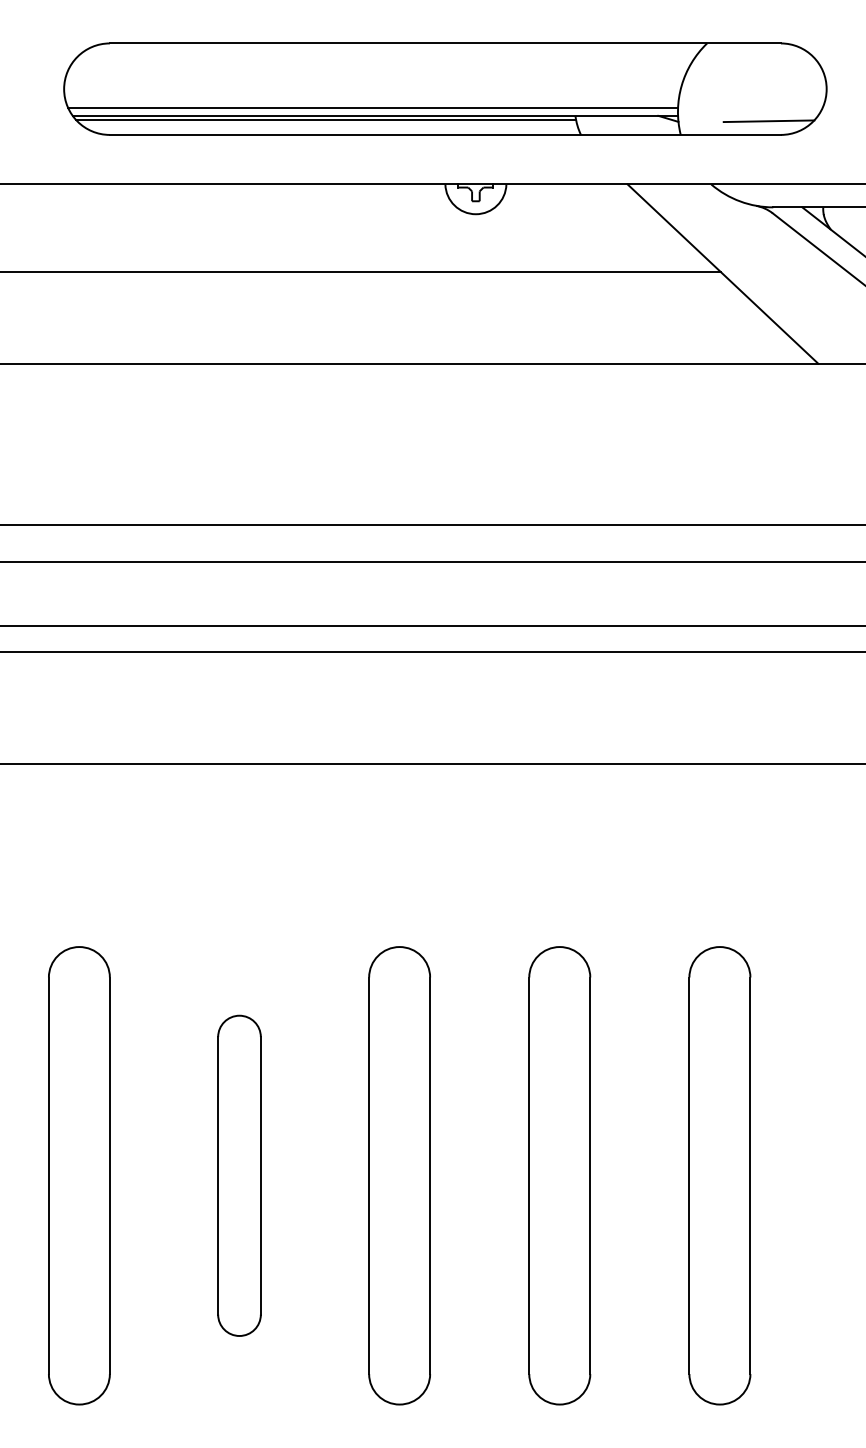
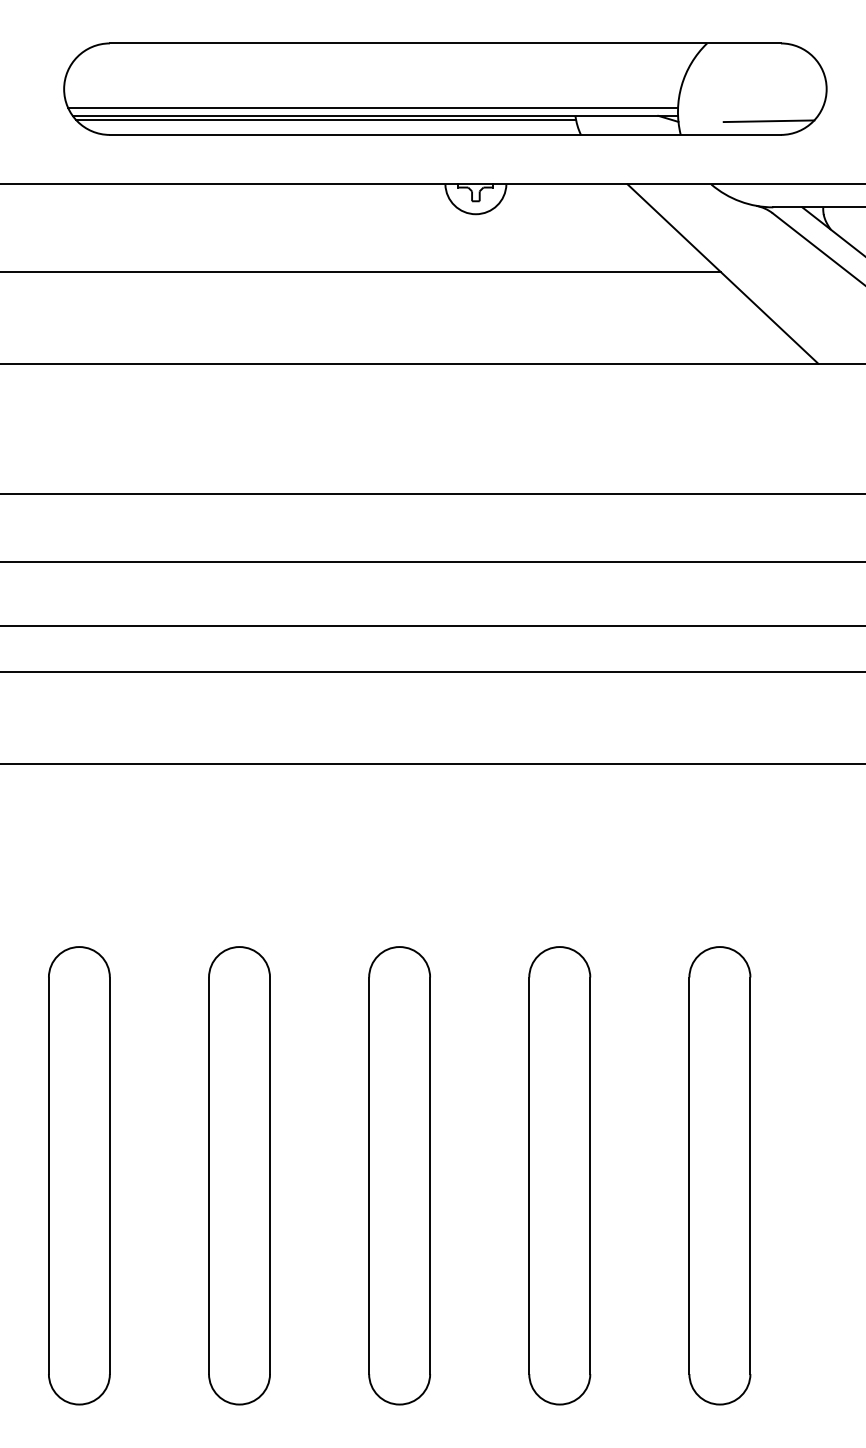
line position: (432, 524) -> (432, 493) (432, 493)
line position: (432, 652) -> (432, 672) (432, 672)
part size: 45x323 px -> 63x460 px (239, 1175)
